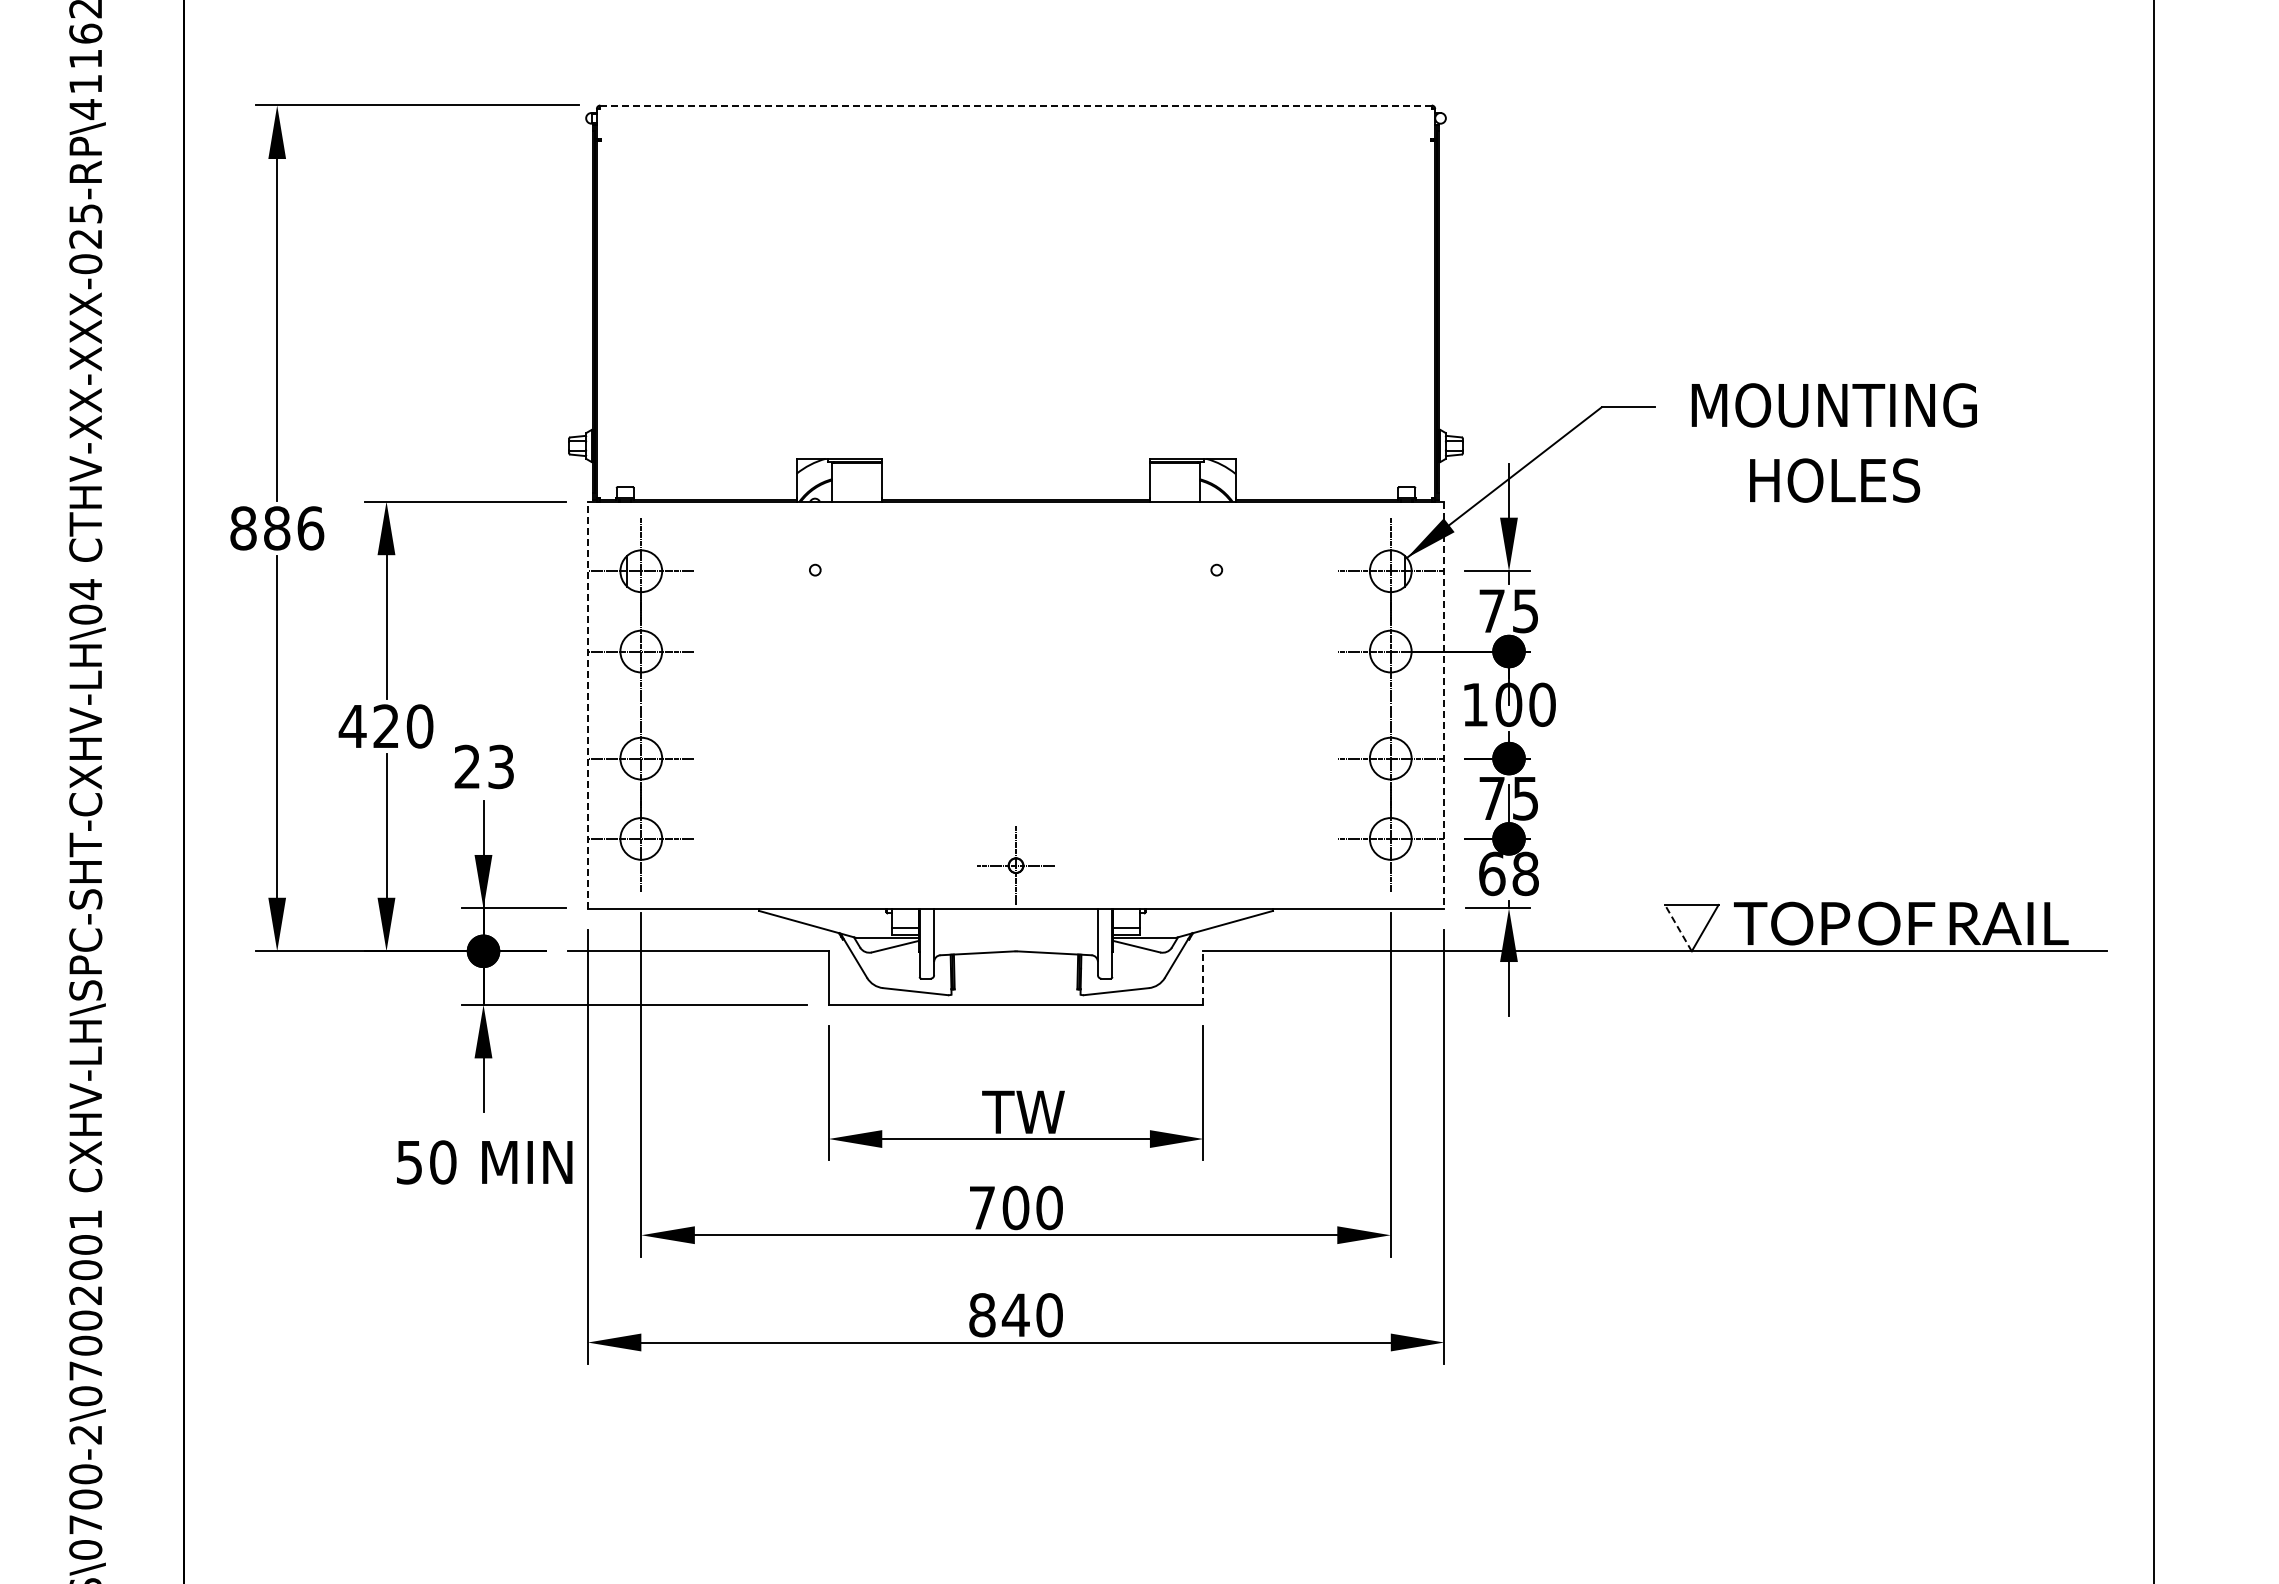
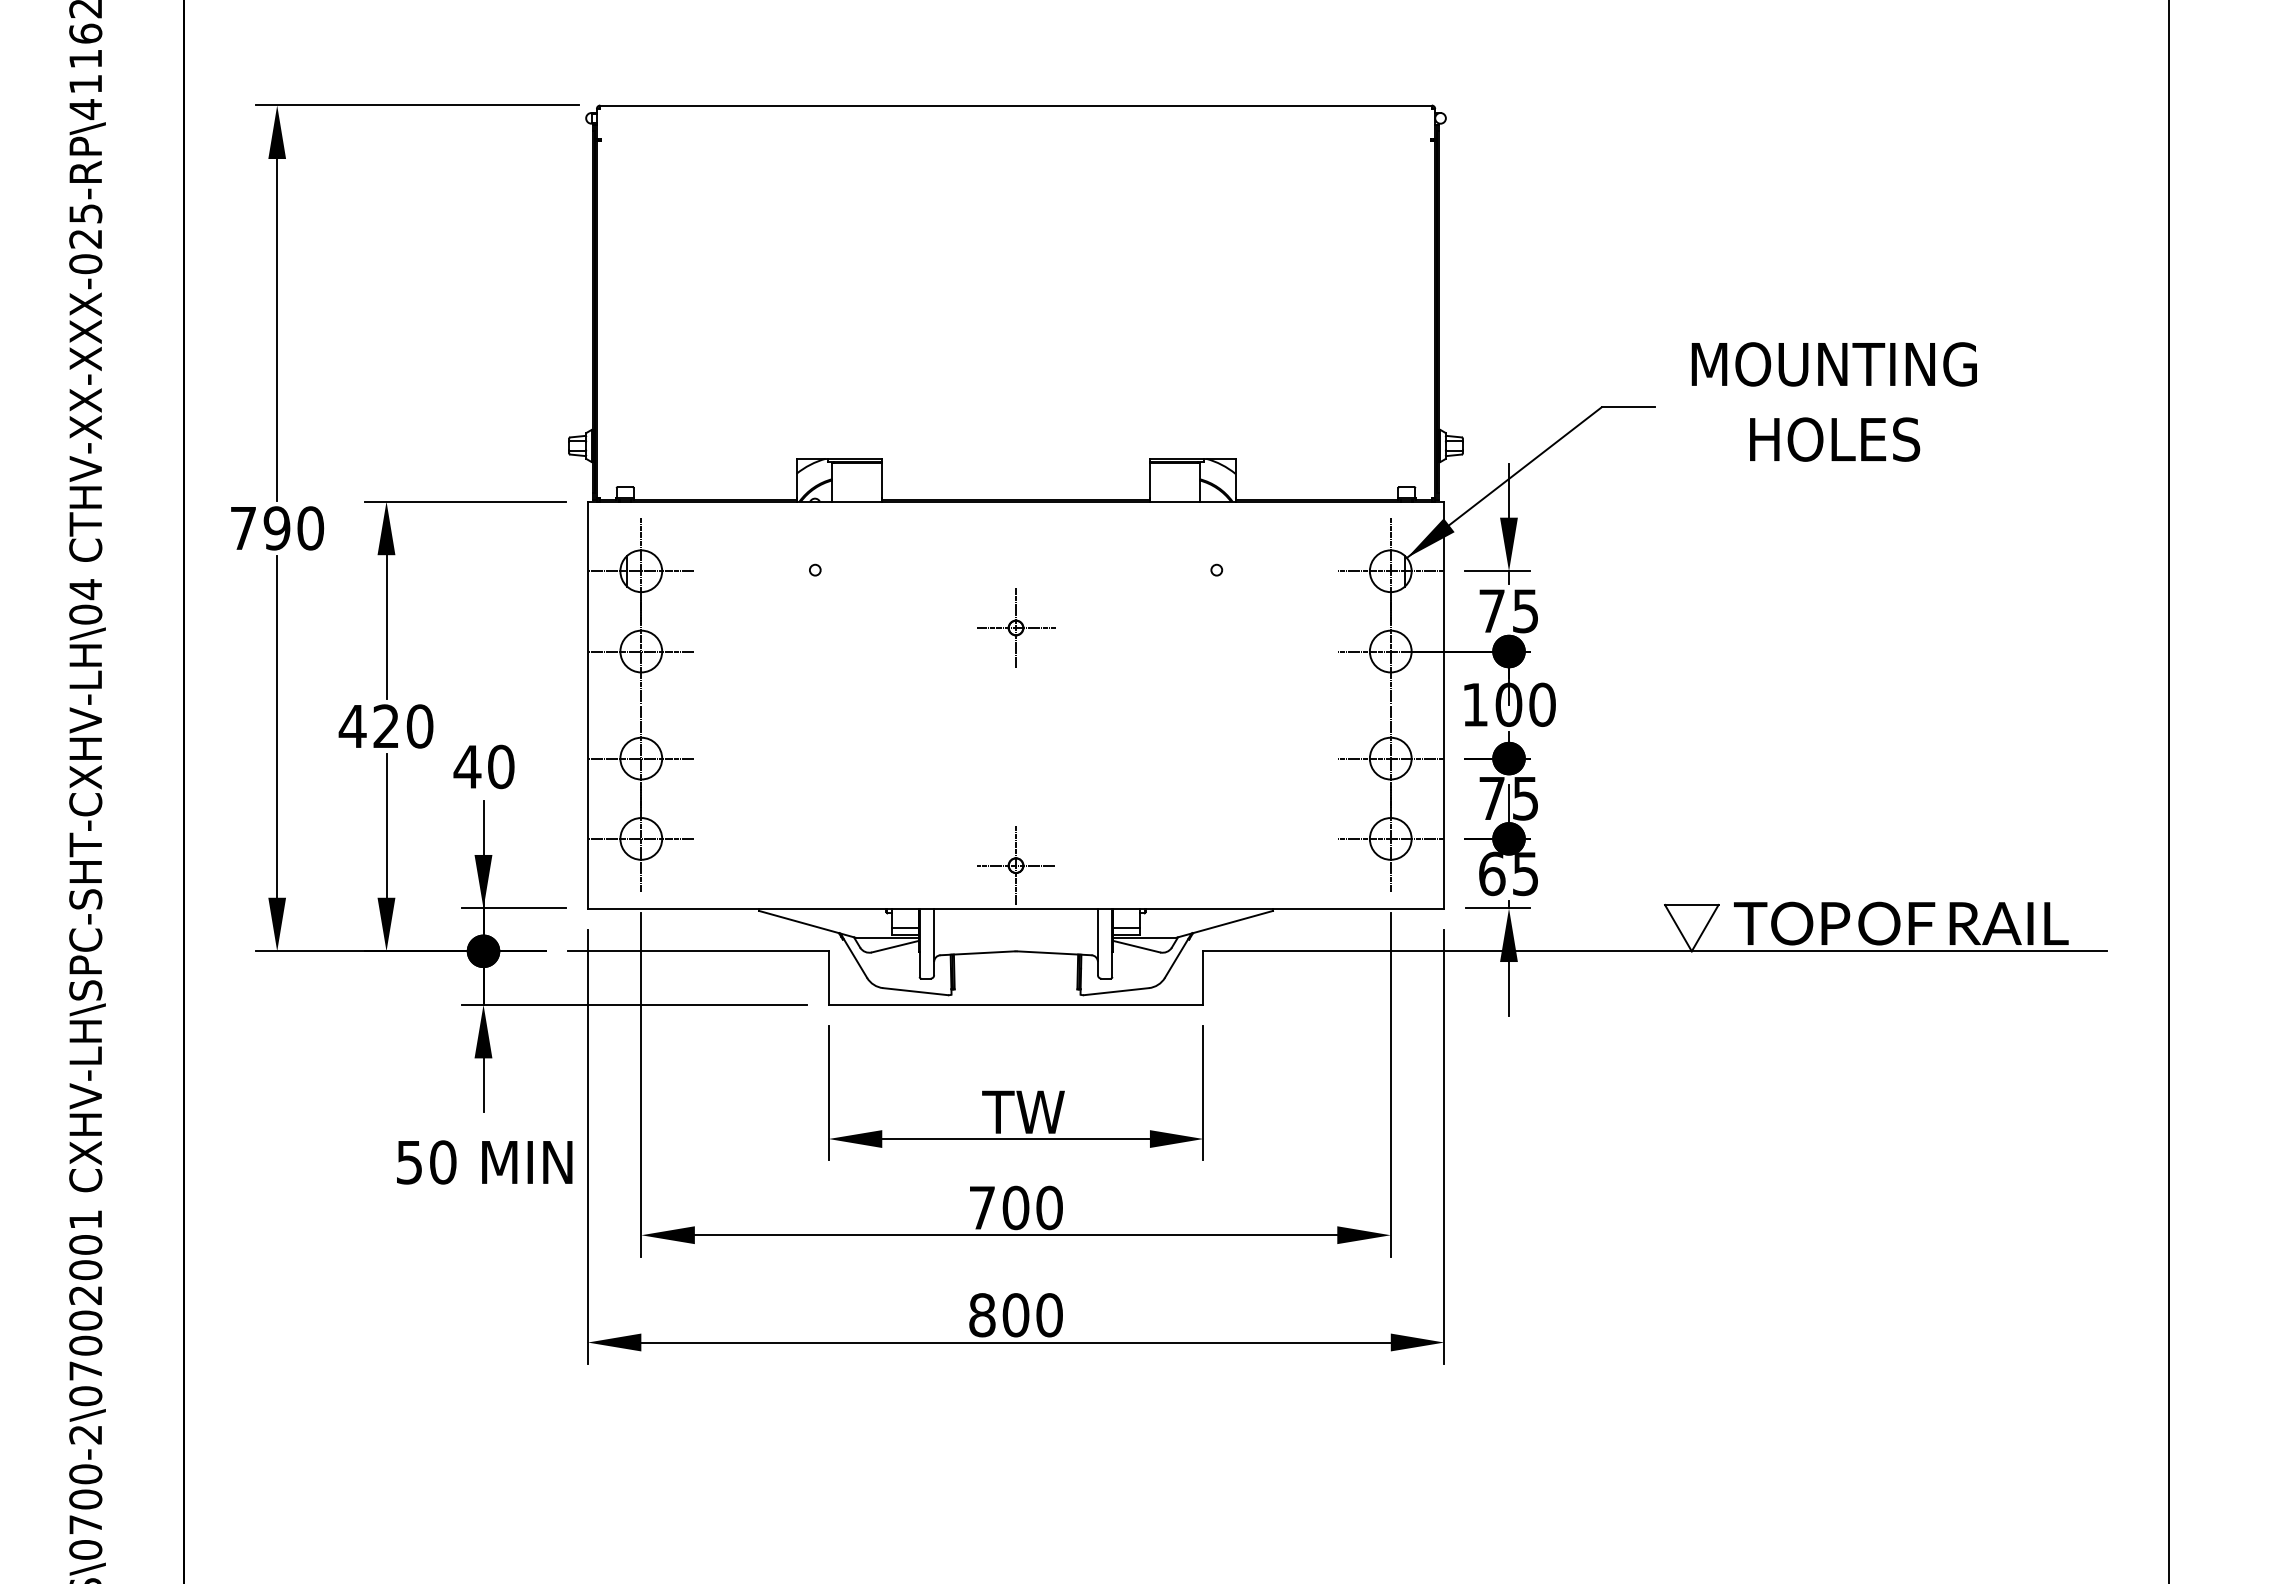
line: dashed -> solid (1016, 105)
text position: (1833, 442) -> (1833, 401) (1833, 401)
text: 886 -> 790 (277, 528)
part: none -> present (1016, 627)
line: dashed -> solid (587, 704)
line: dashed -> solid (1444, 705)
text: 23 -> 40 (483, 766)
line position: (2154, 791) -> (2169, 791) (2169, 791)
text: 68 -> 65 (1525, 873)
line: dashed -> solid (1678, 928)
line: dashed -> solid (1203, 978)
text: 840 -> 800 (1015, 1315)
